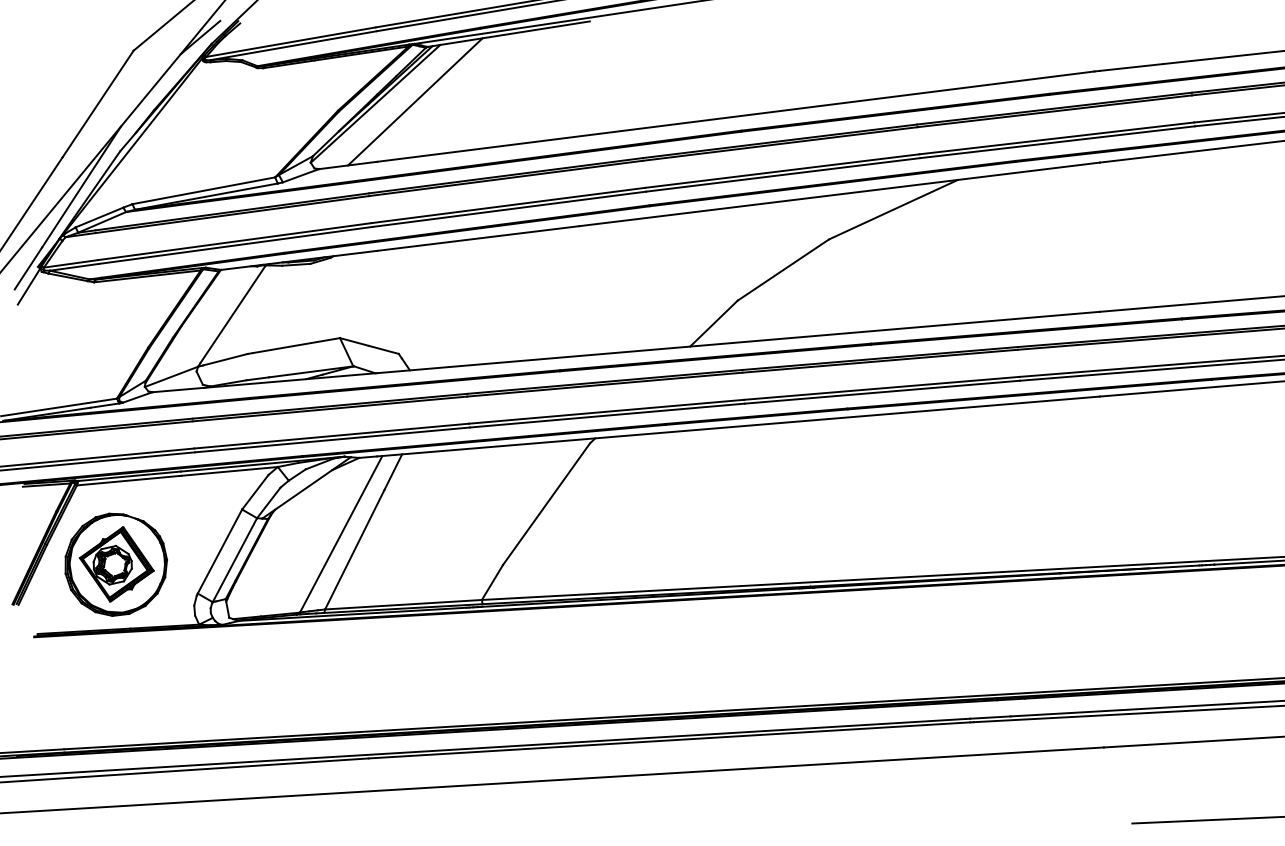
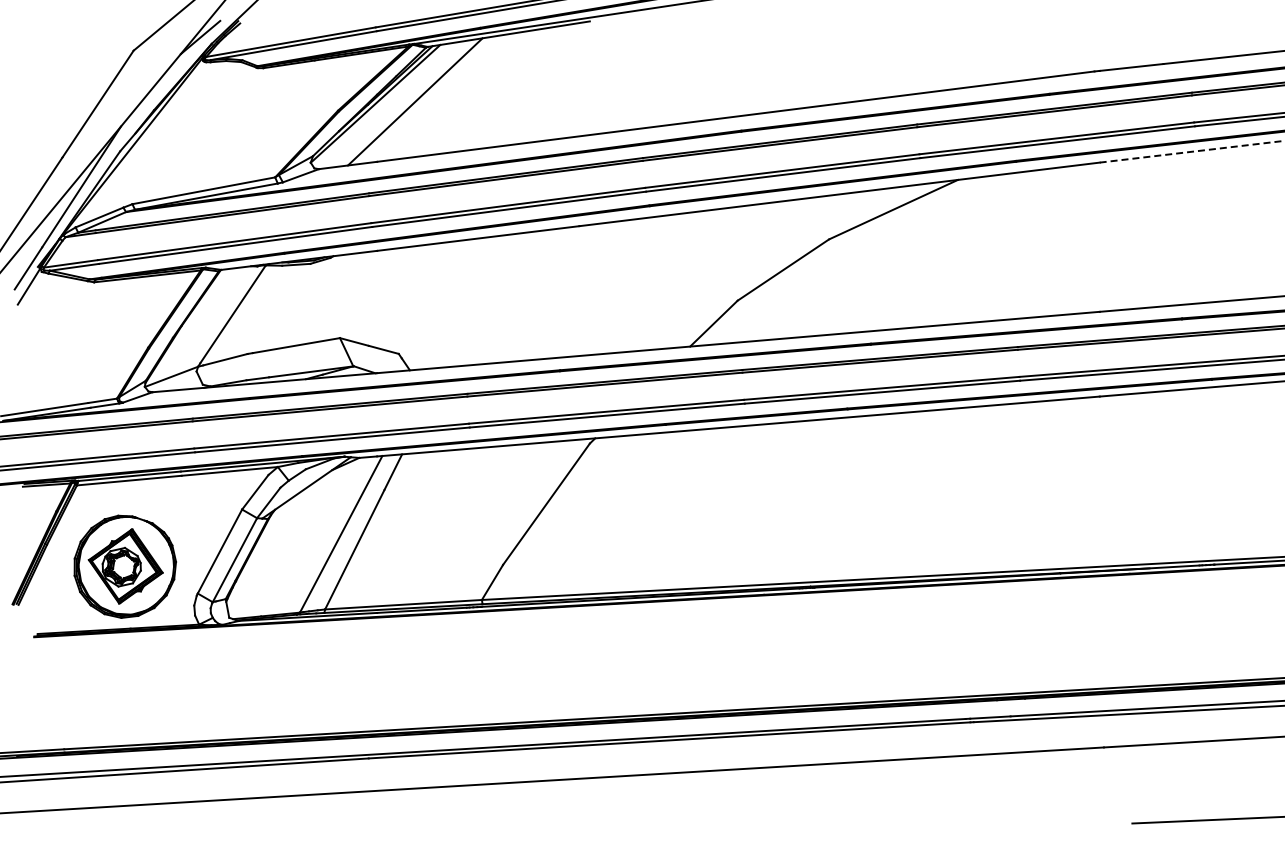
line: solid -> dashed (1192, 151)
part position: (115, 564) -> (124, 566) (124, 566)
